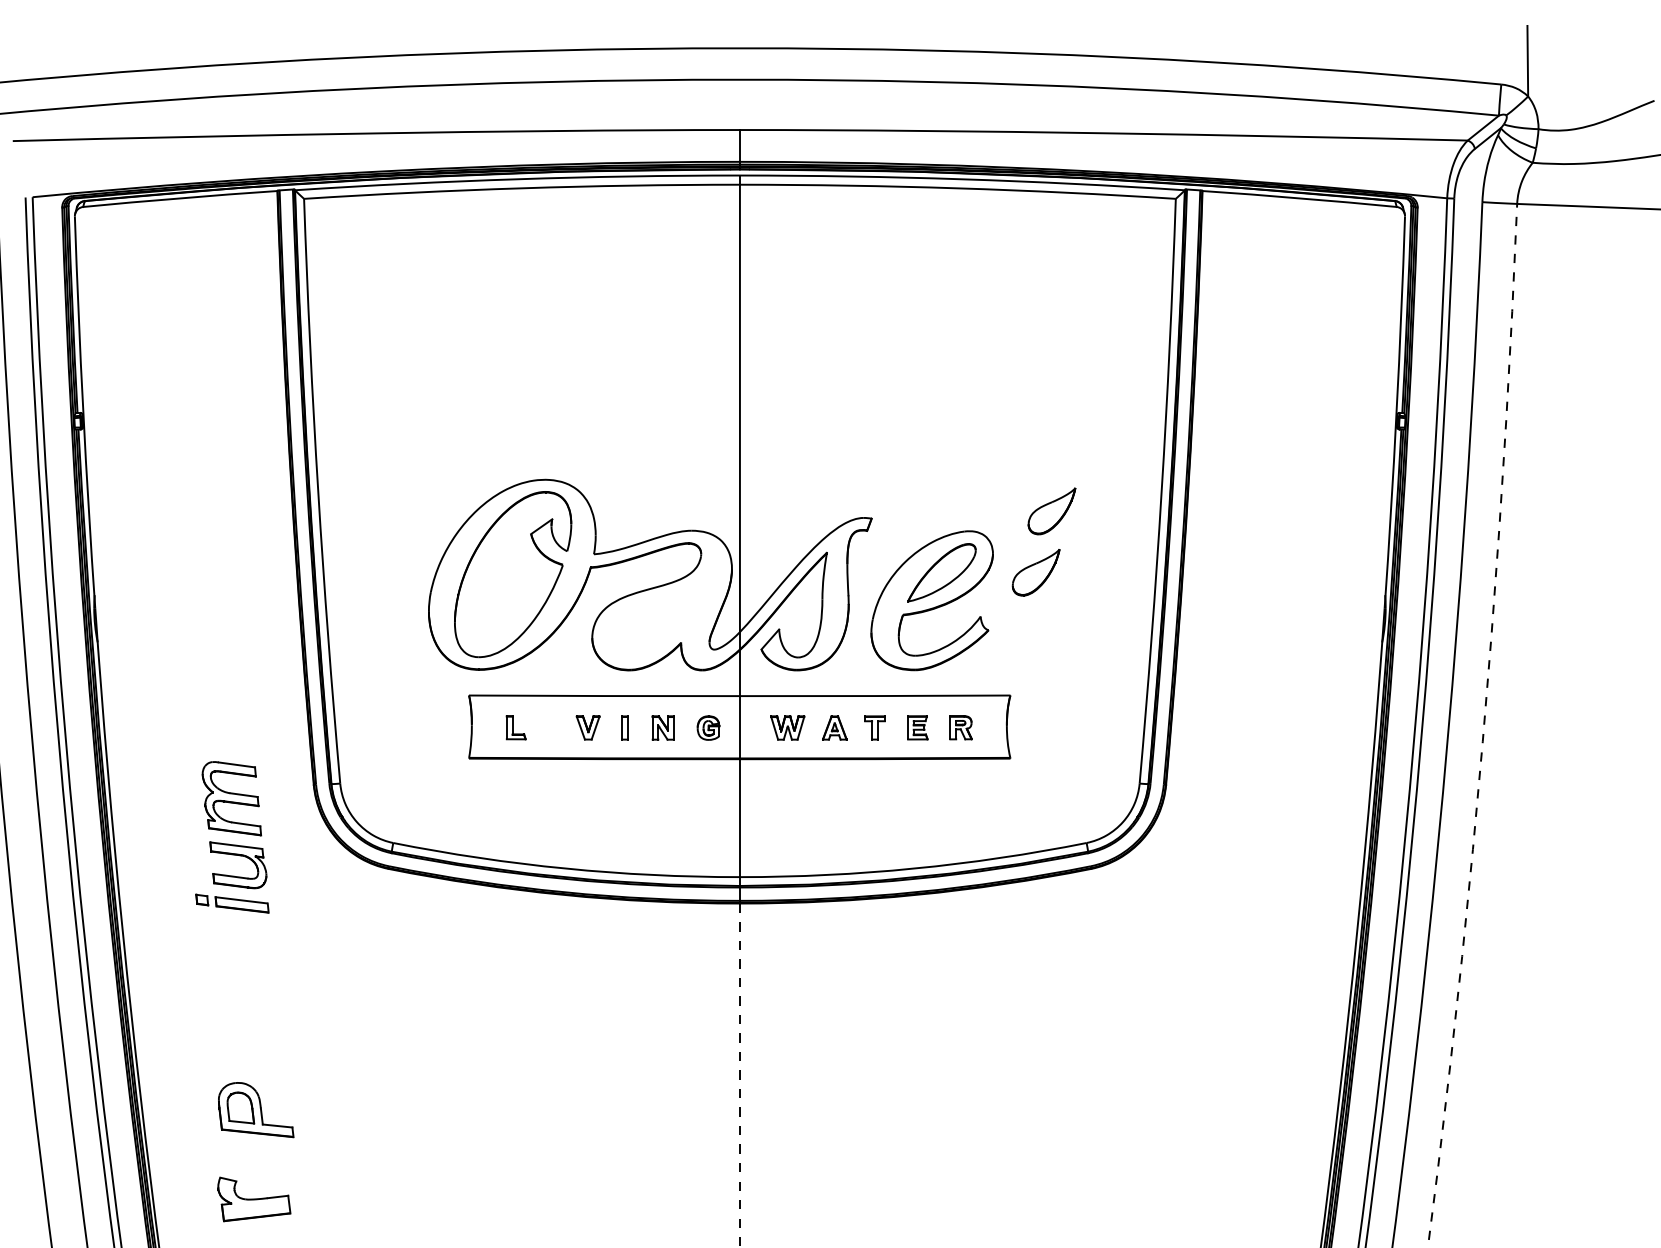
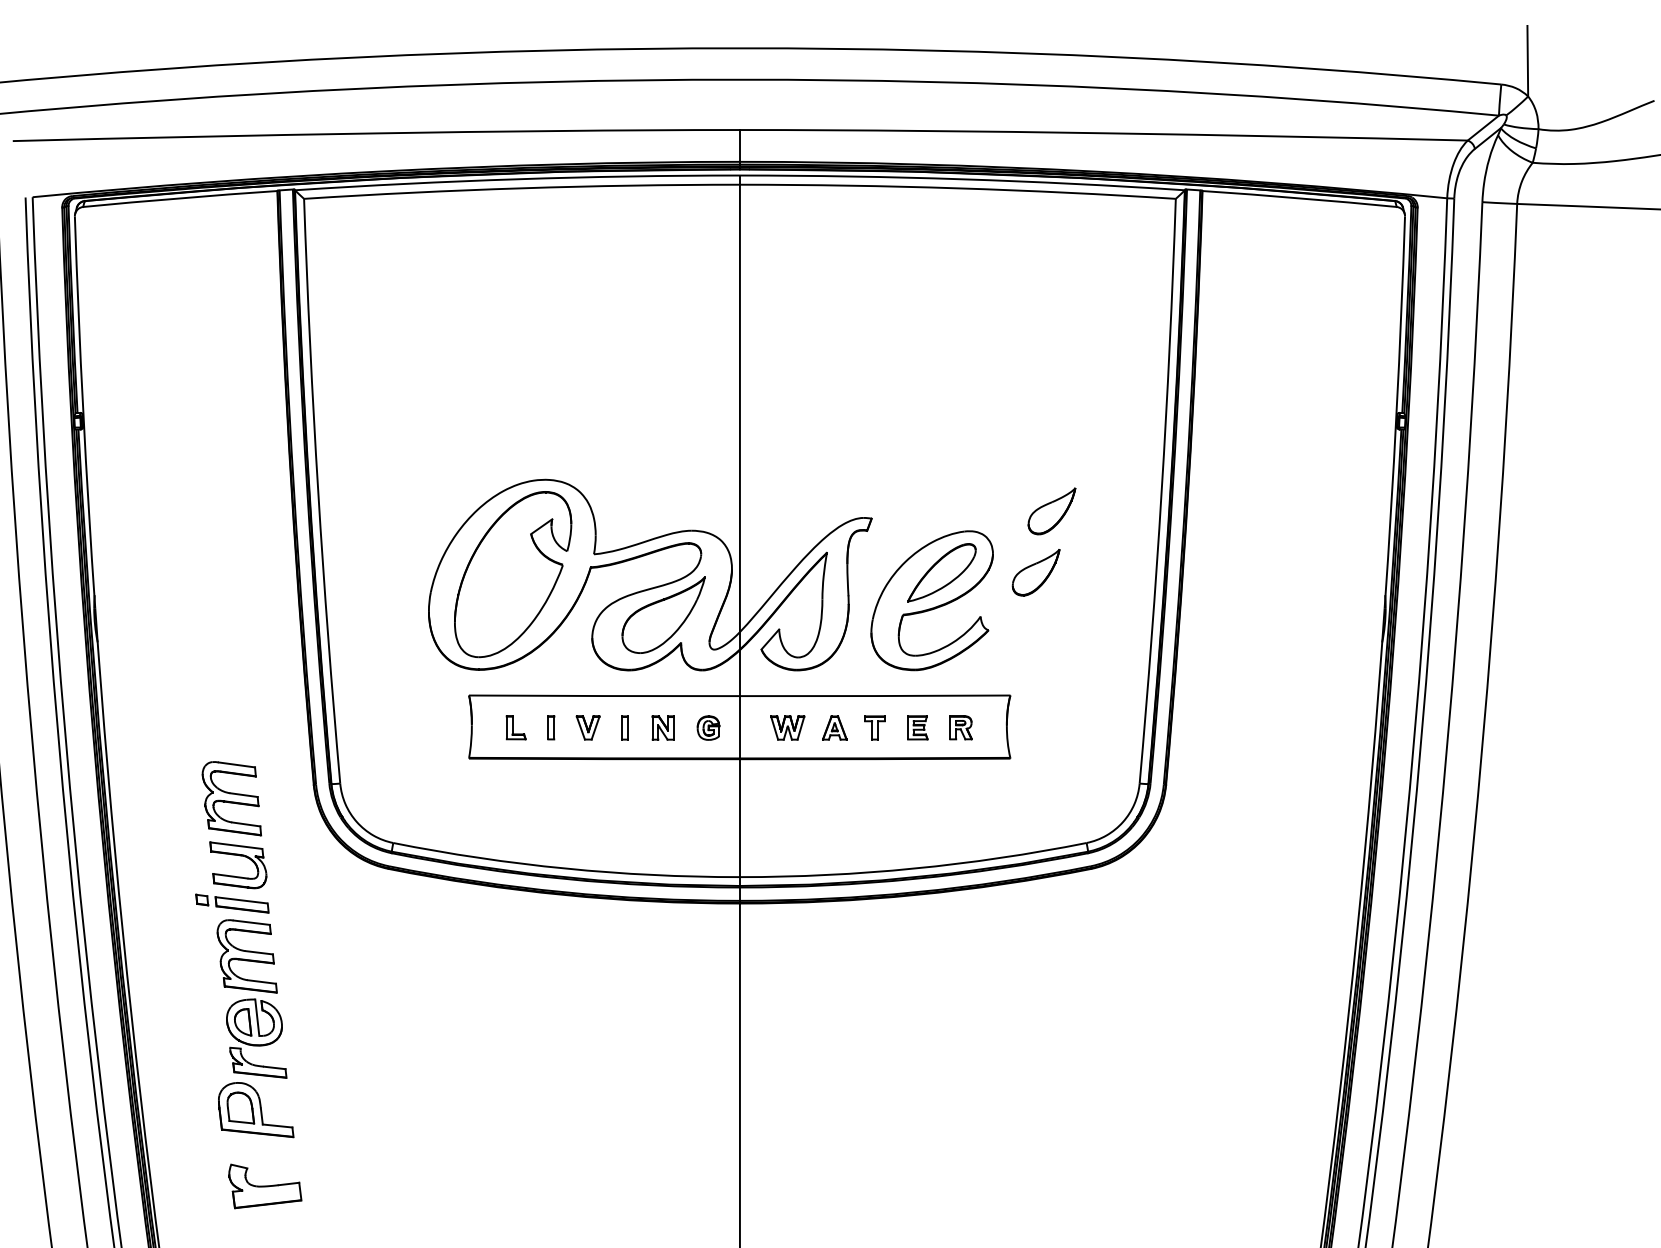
part: none -> present (663, 614)
arc: dashed -> solid (1483, 726)
part: none -> present (551, 727)
part: none -> present (251, 998)
line: dashed -> solid (739, 1075)
part position: (254, 1199) -> (265, 1186) (265, 1186)
